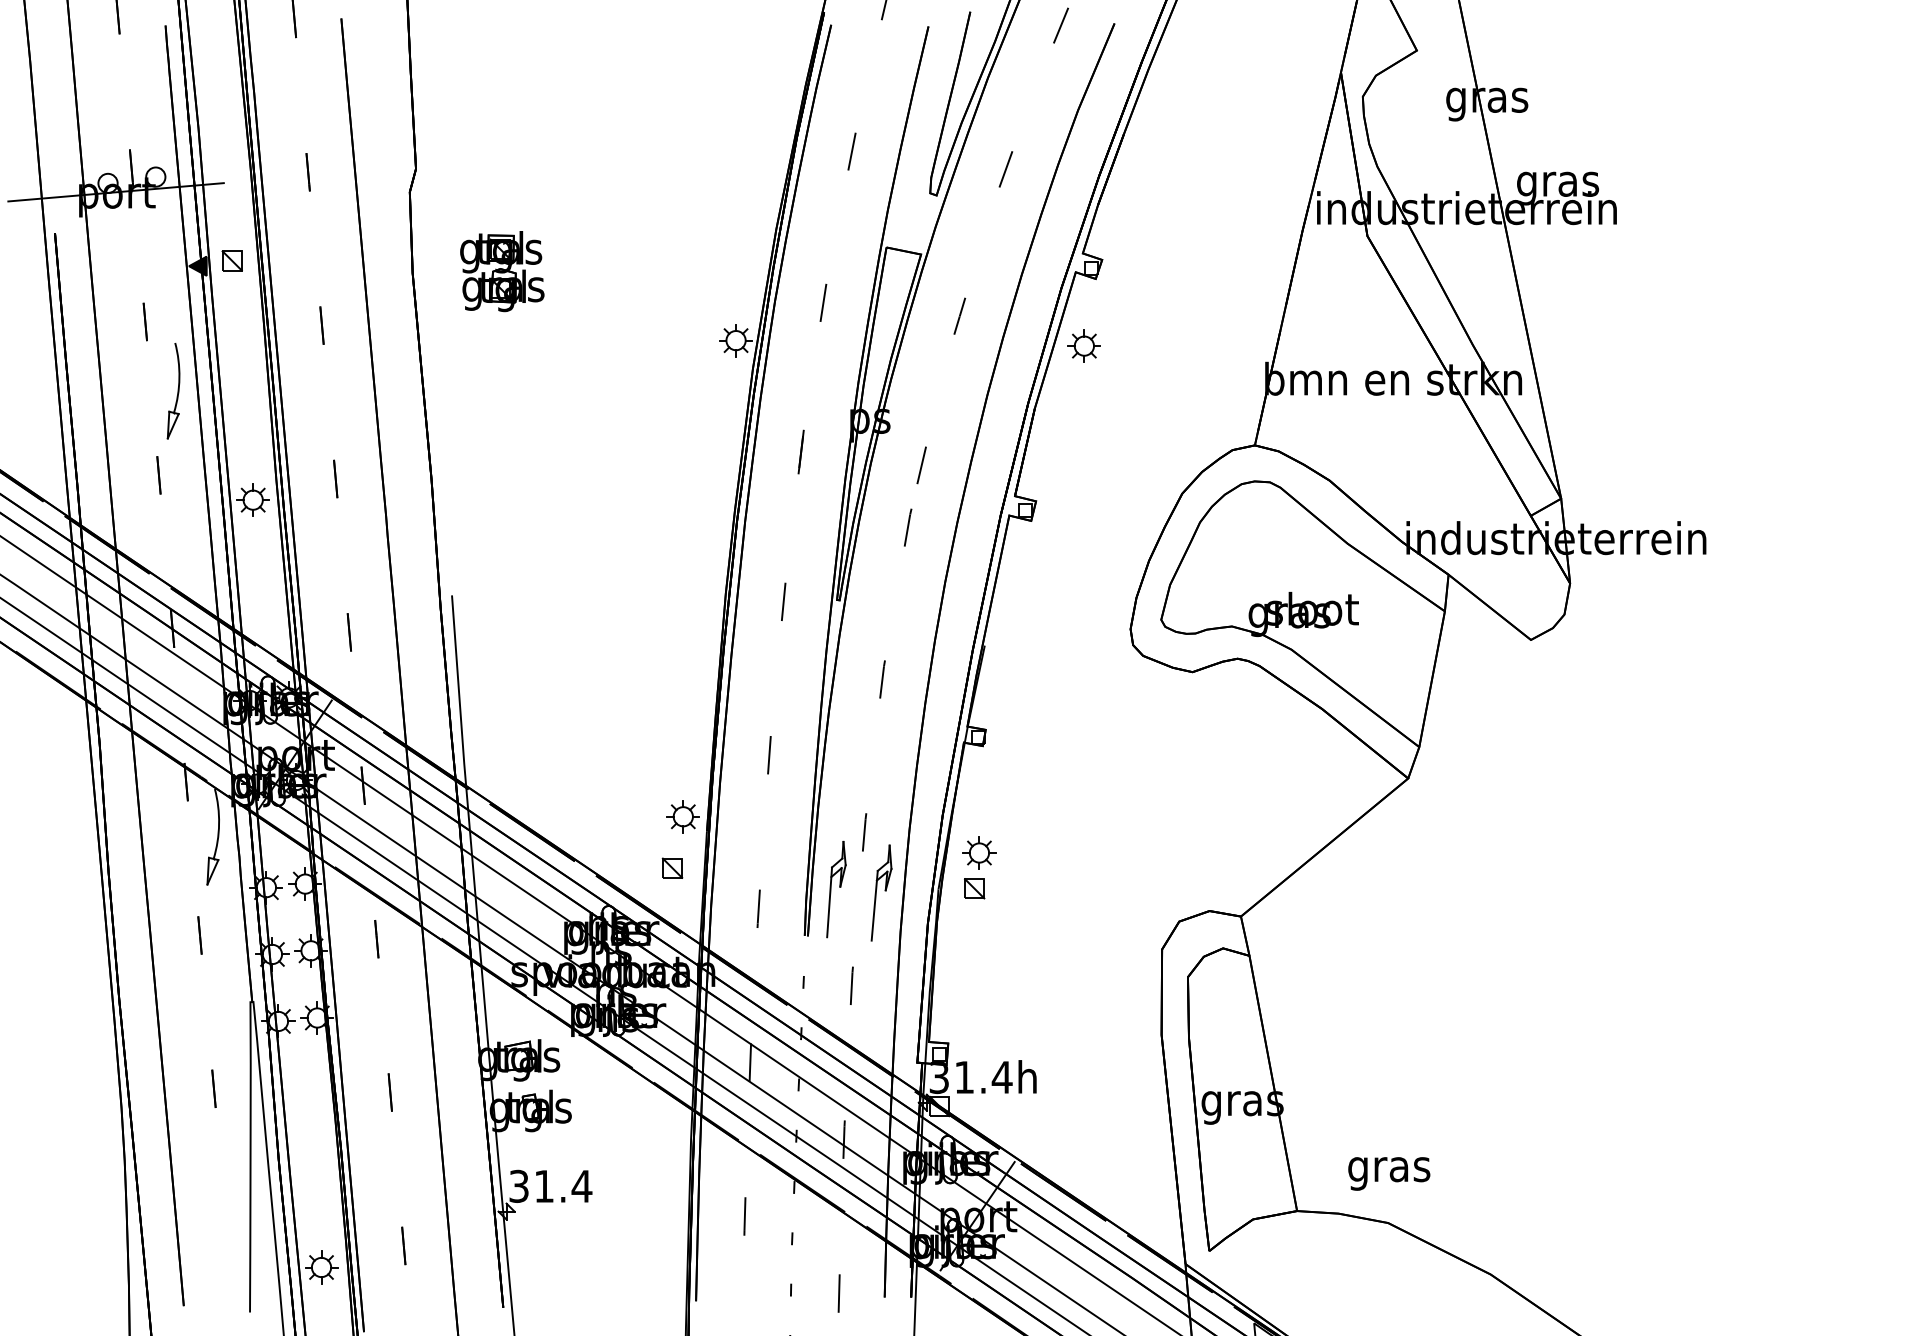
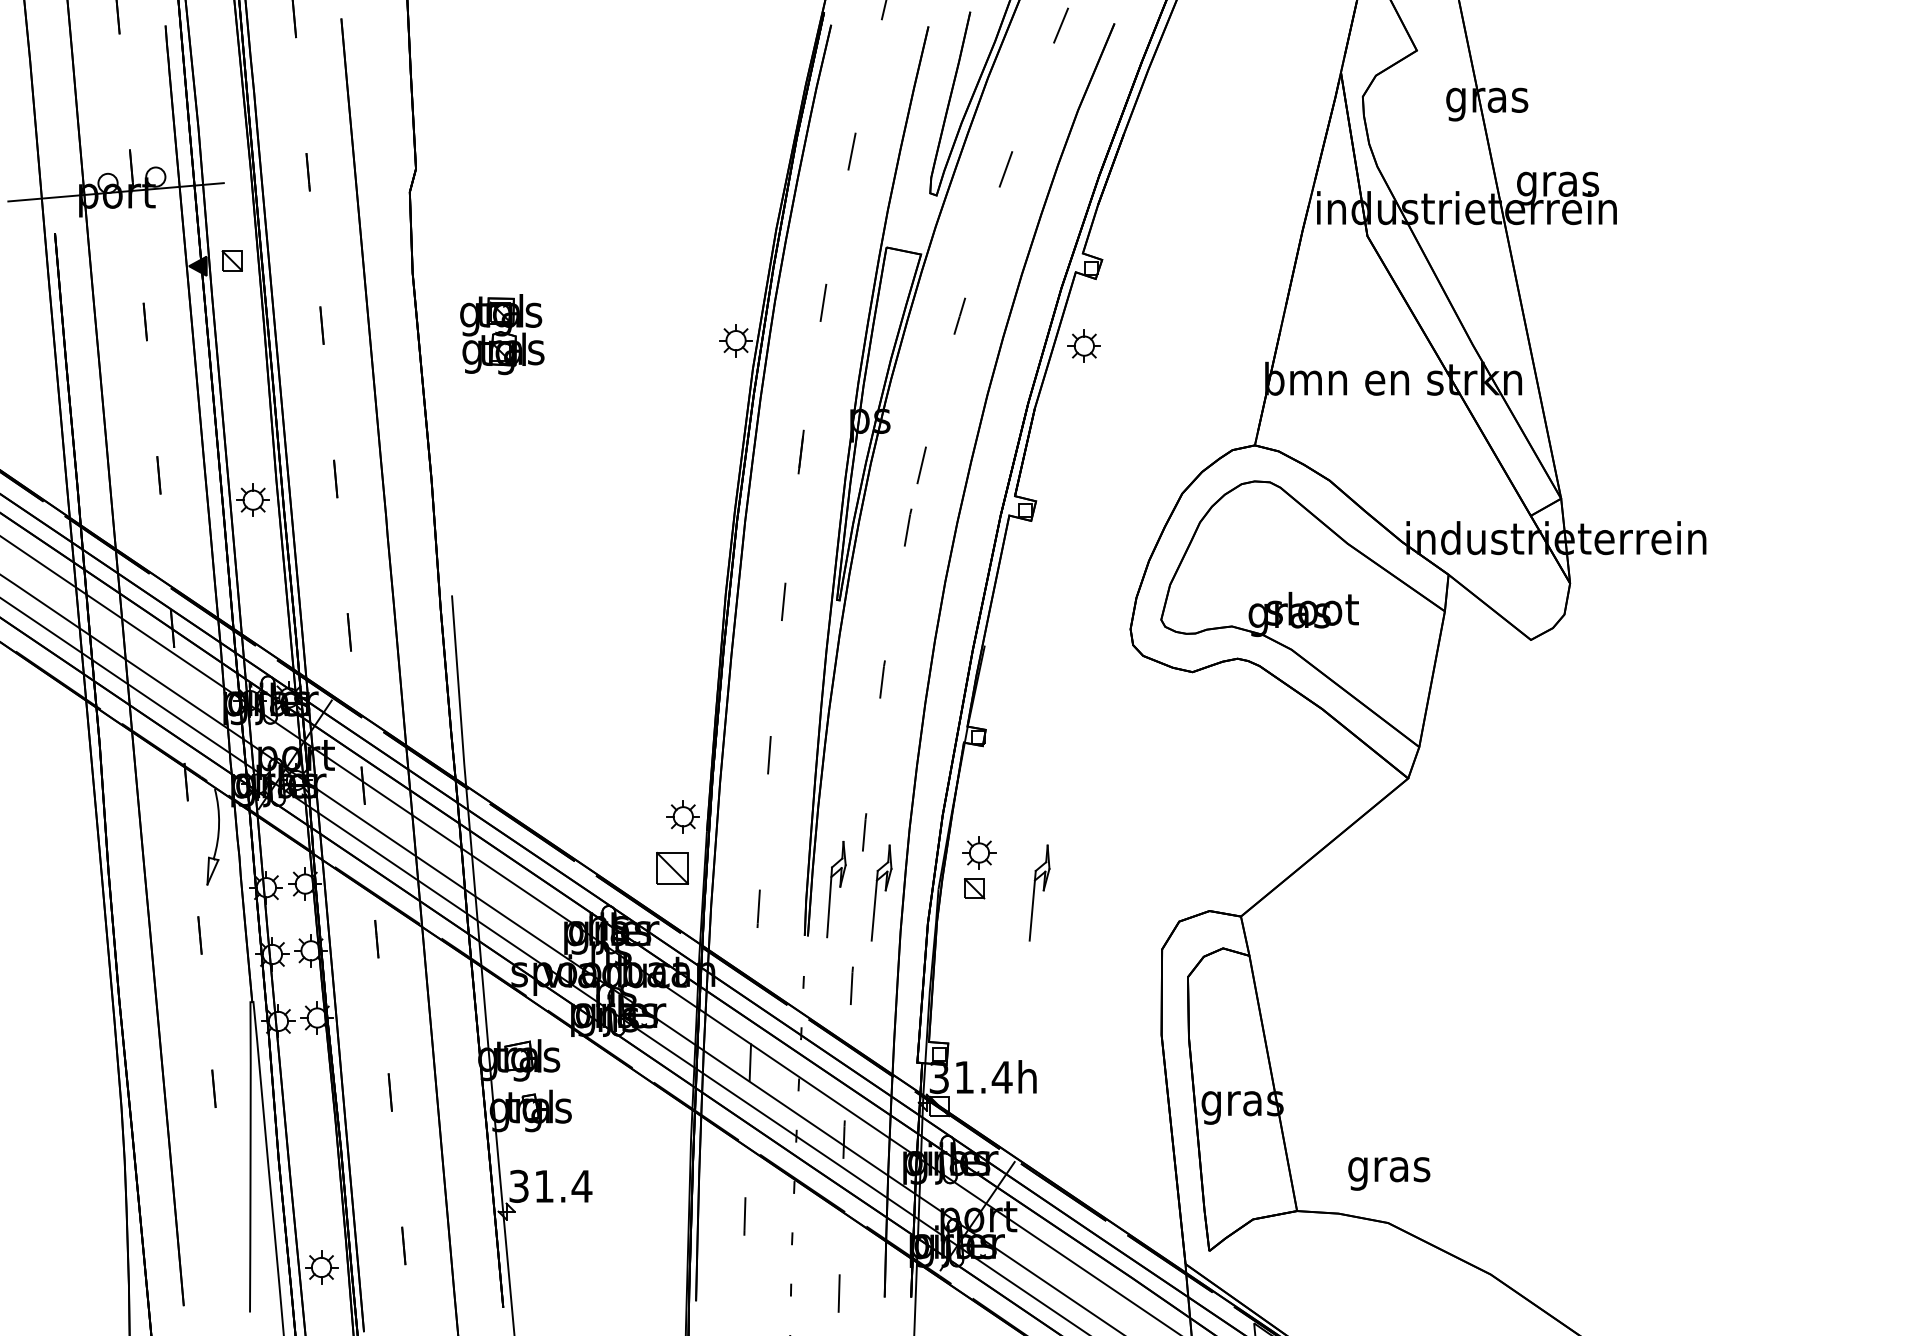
part position: (502, 271) -> (502, 334) (502, 334)
part: present -> none (173, 391)
part size: 23x22 px -> 33x33 px (672, 868)
part: none -> present (1039, 892)
